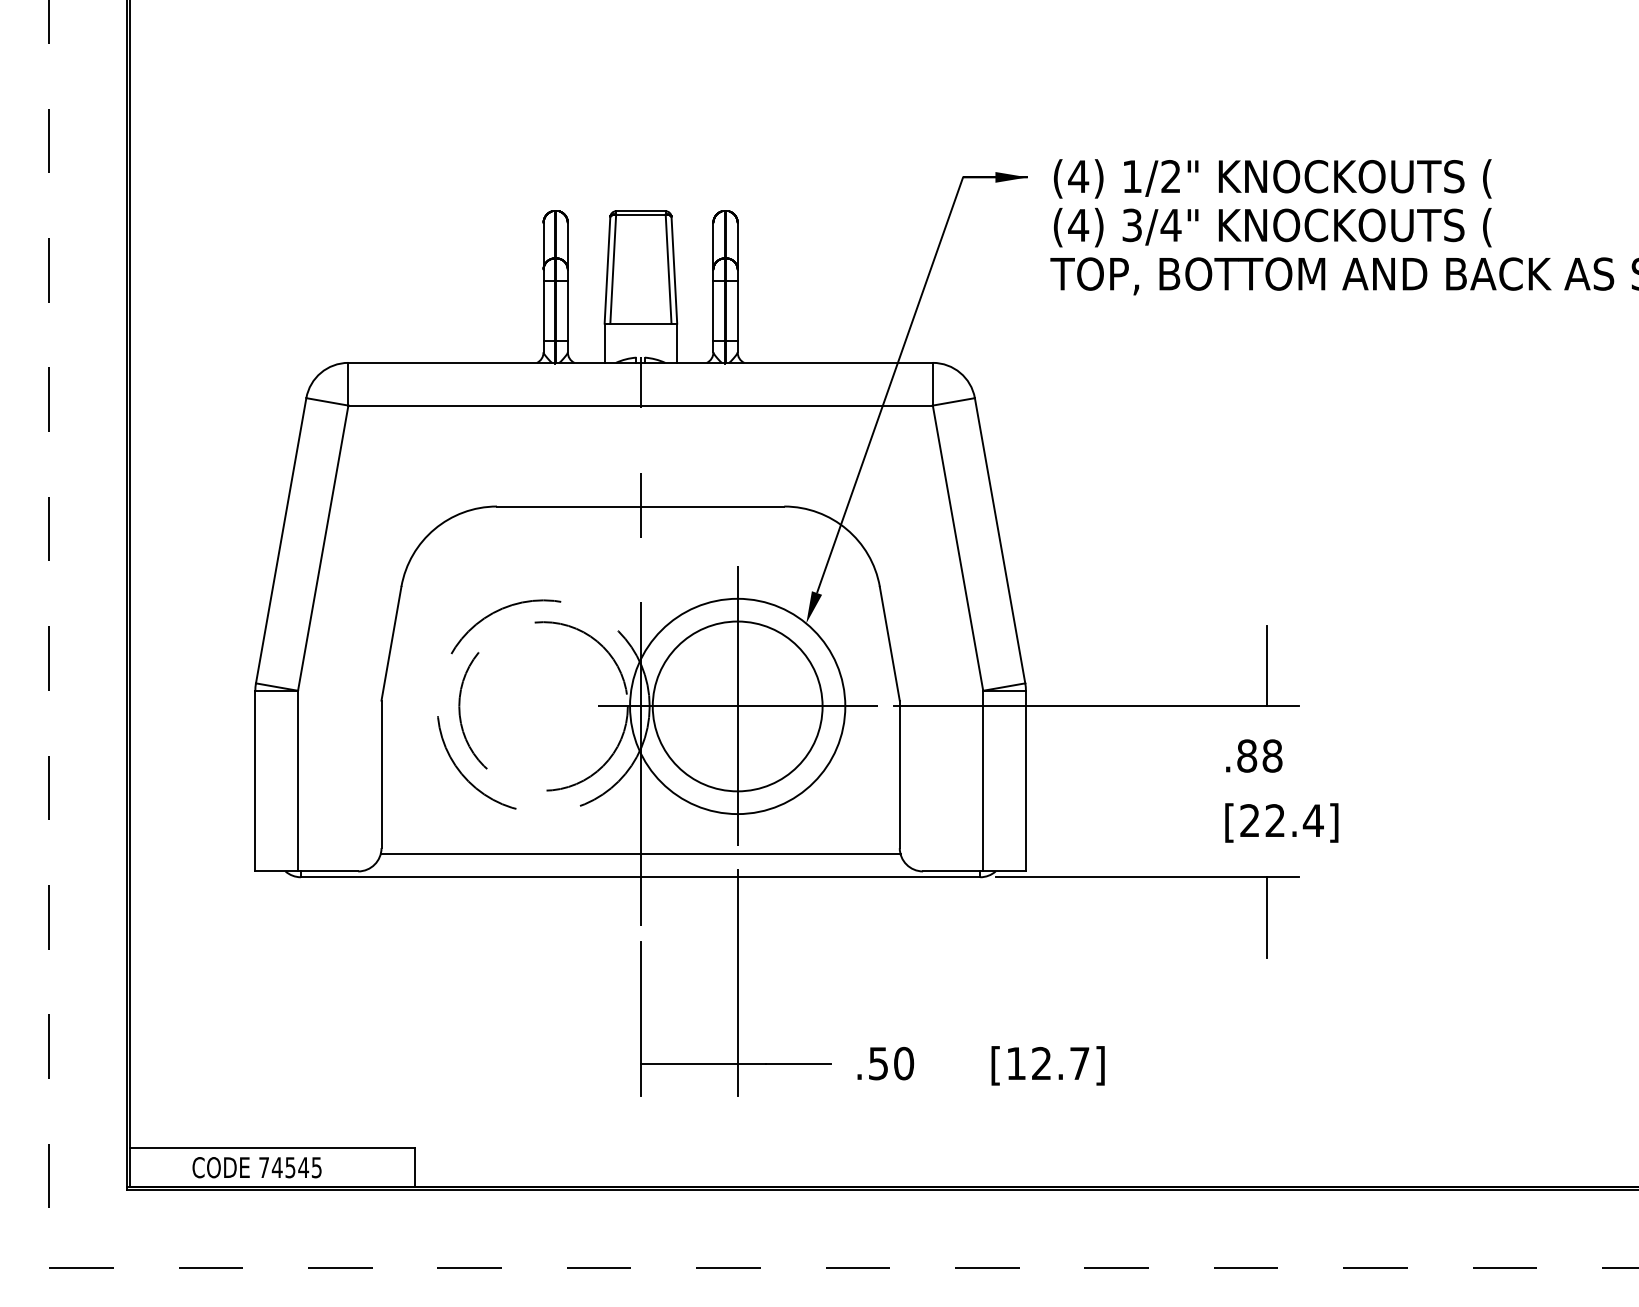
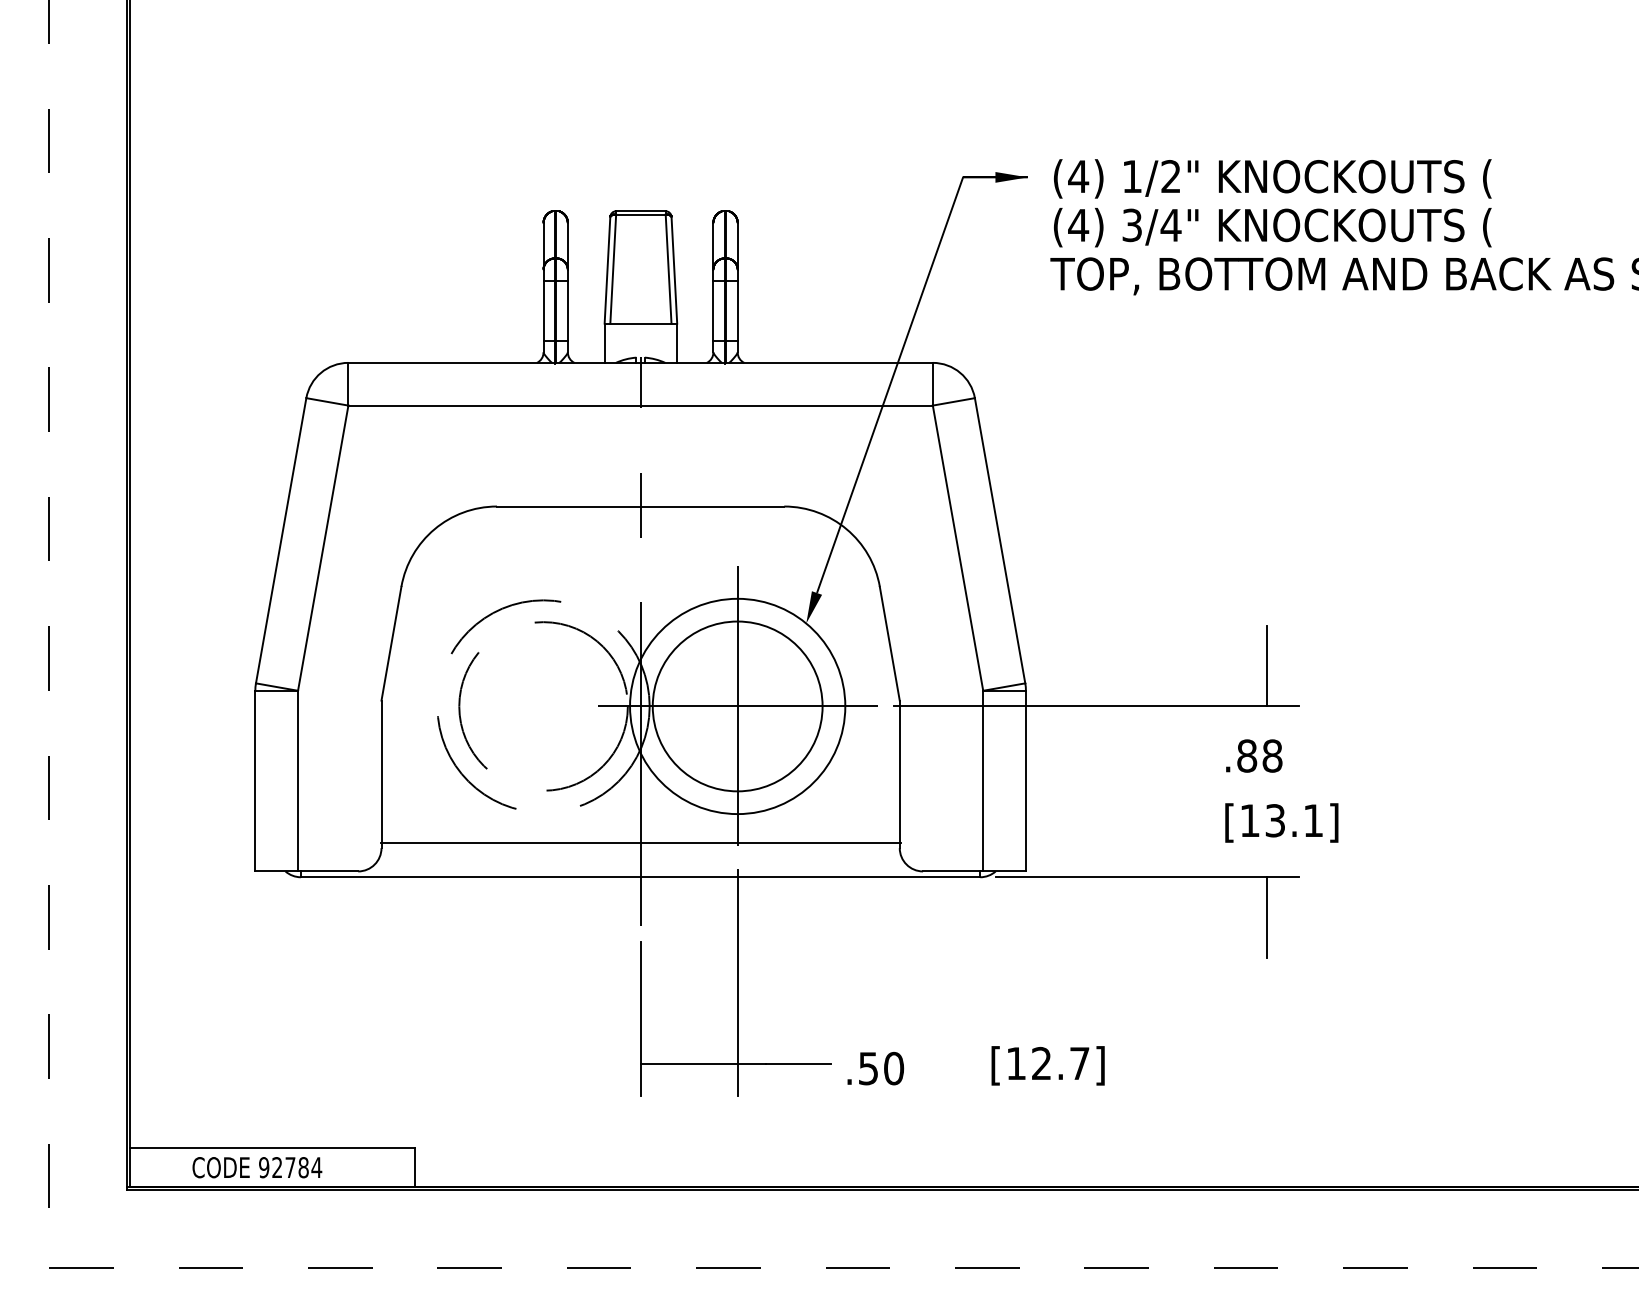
text: [22.4] -> [13.1] (1281, 820)
line position: (640, 853) -> (640, 842) (640, 842)
text position: (885, 1063) -> (875, 1068) (875, 1068)
text: 74545 -> 92784 (290, 1167)
